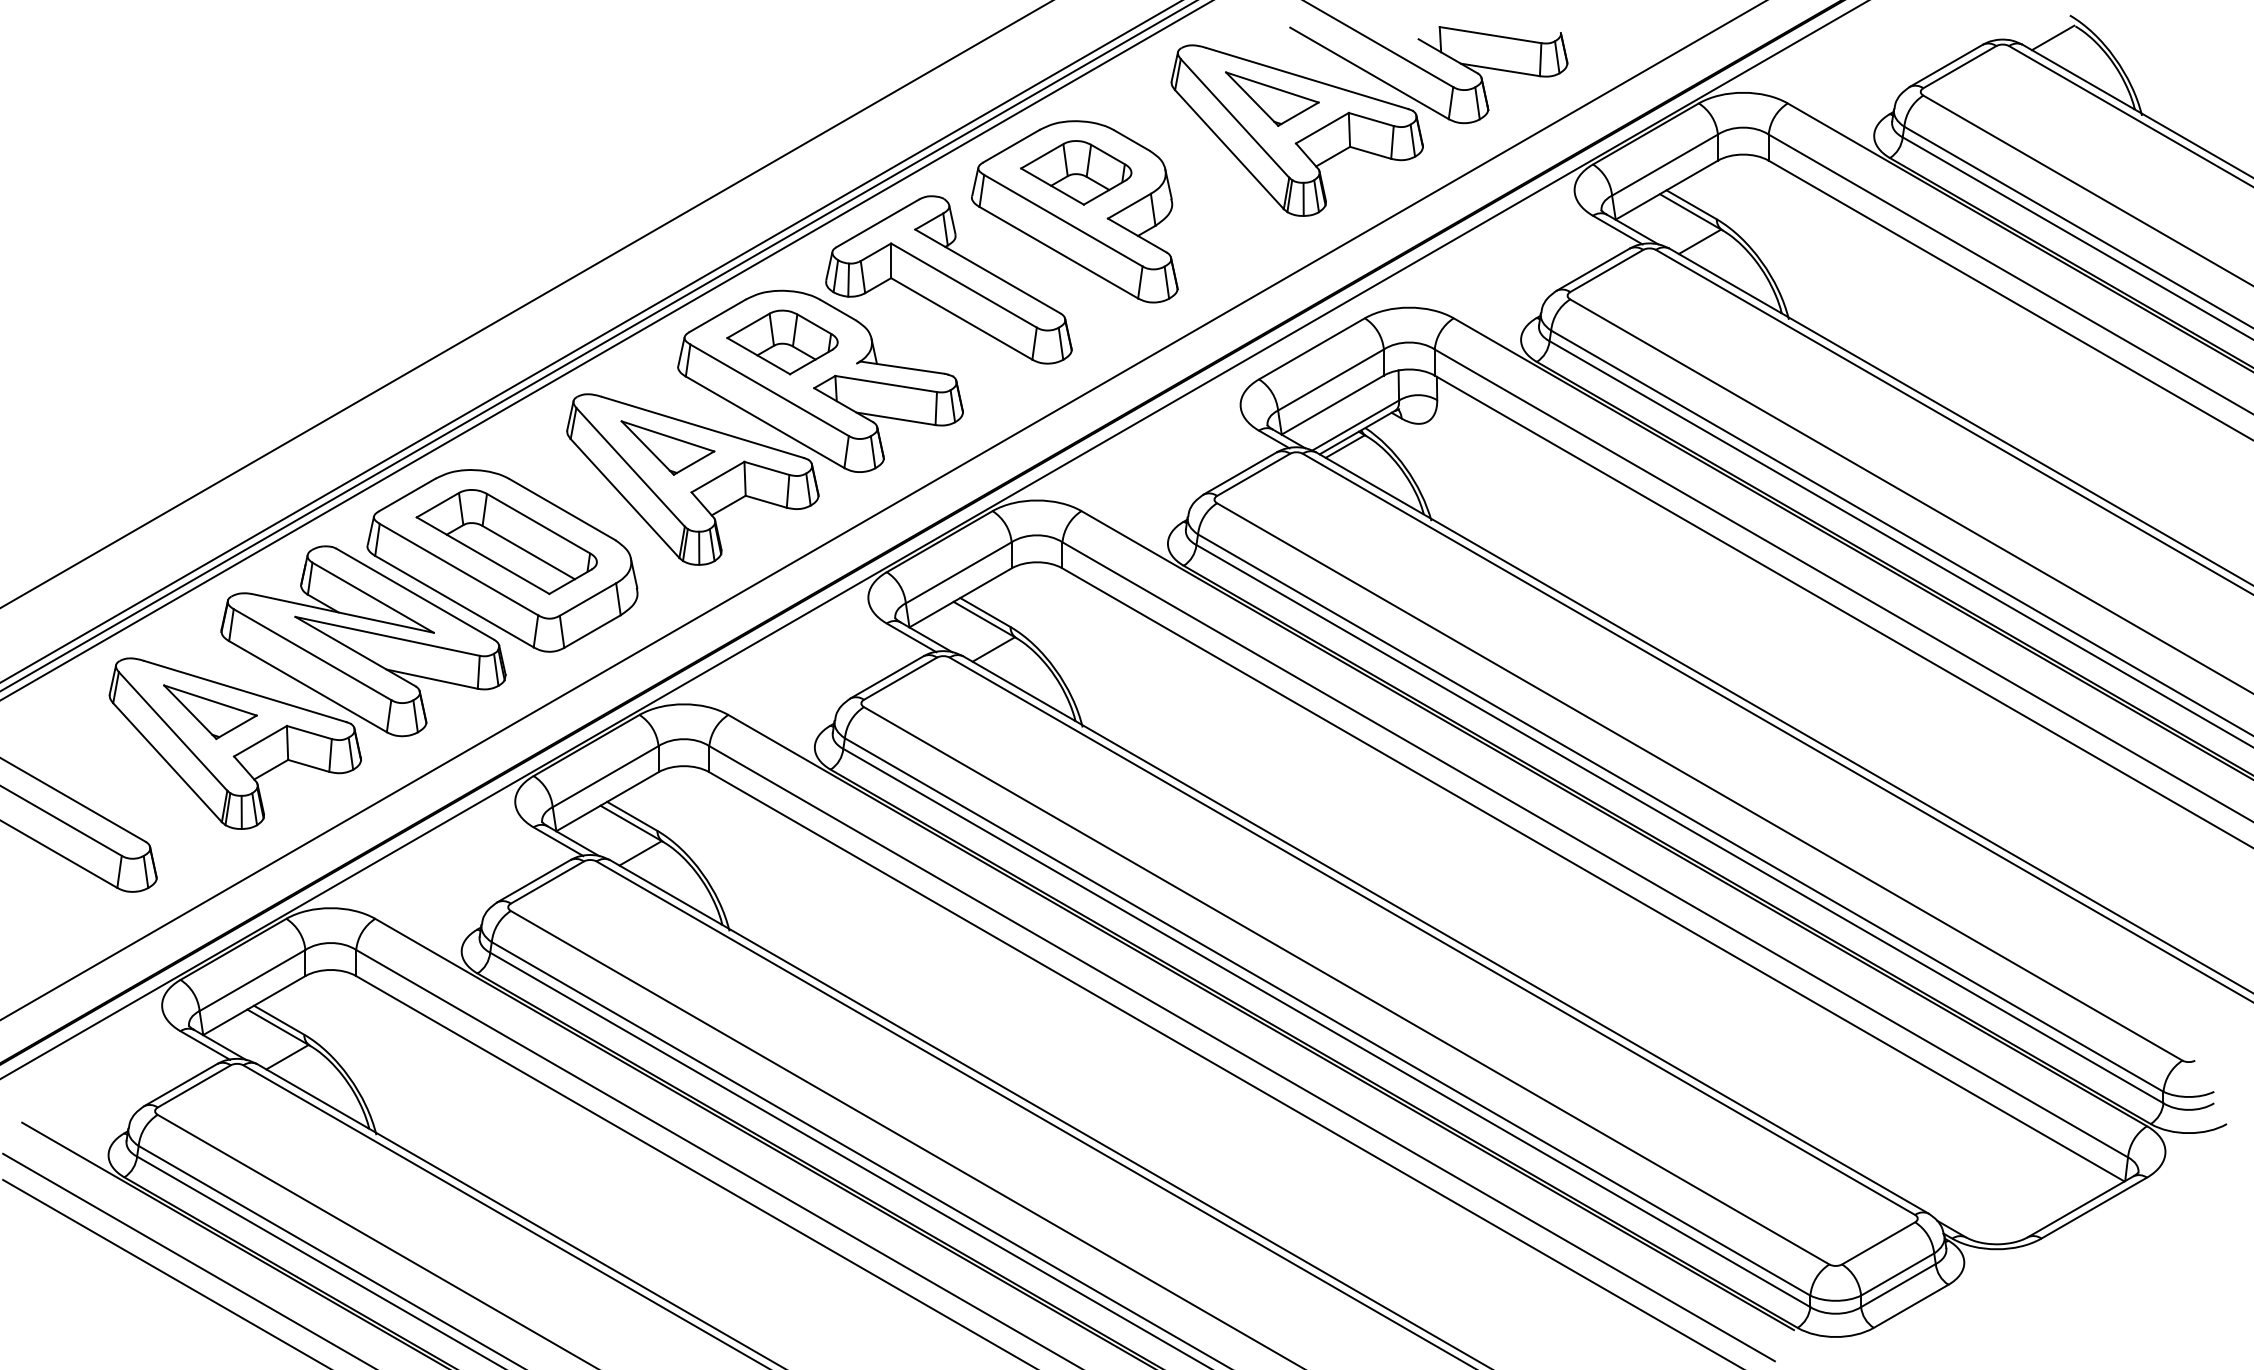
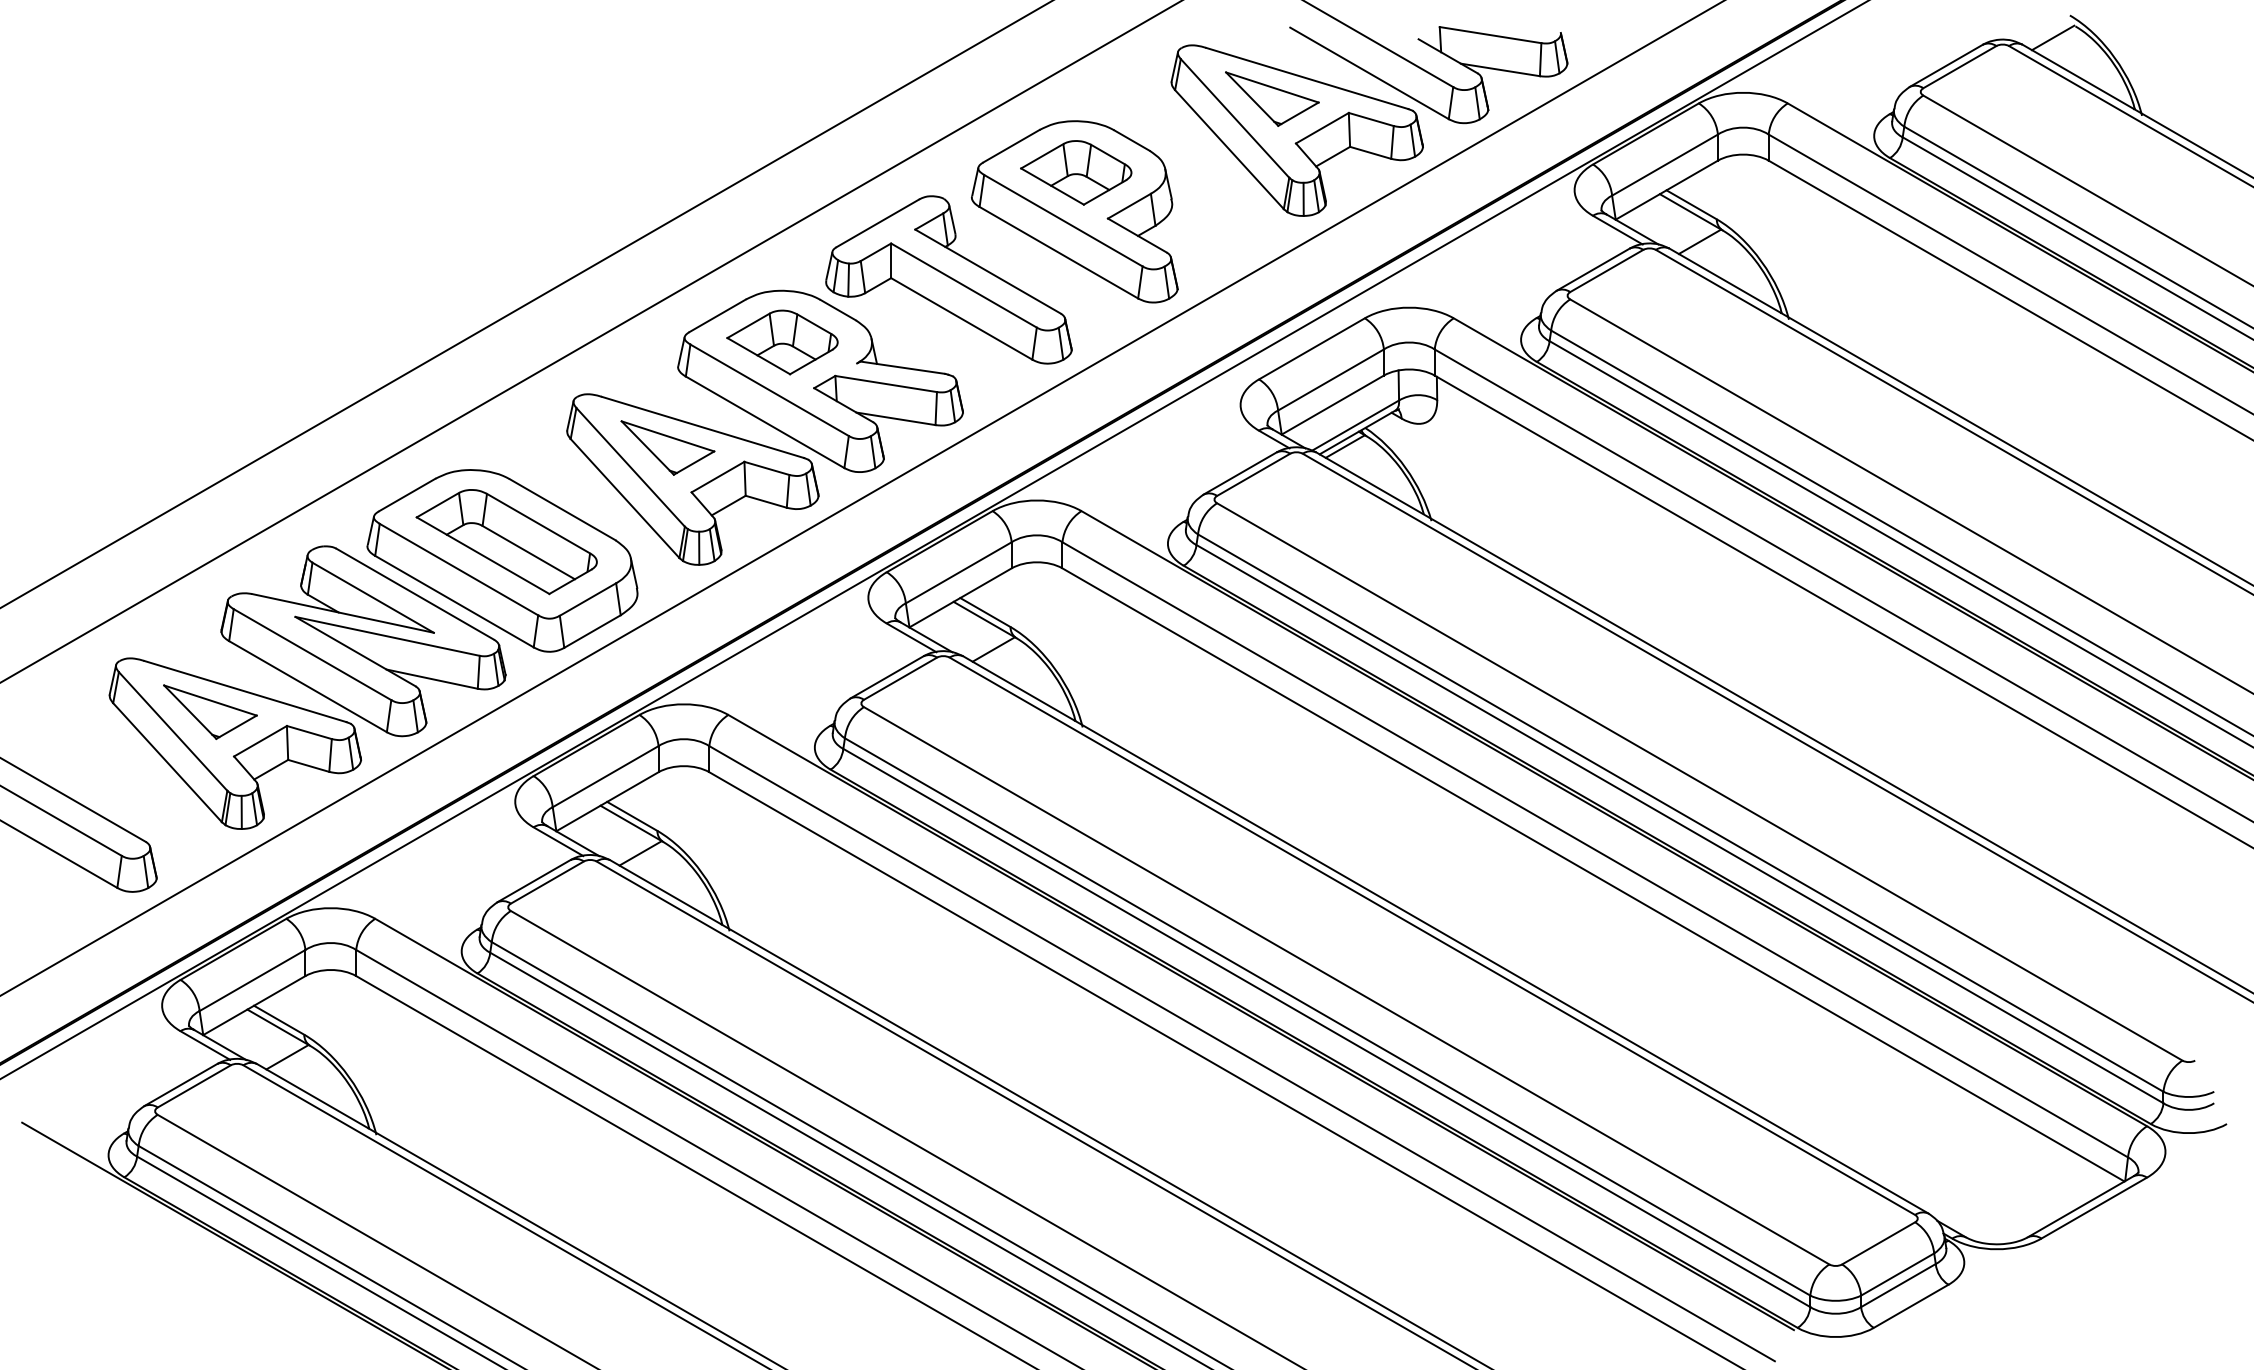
line: present -> none (598, 346)
line: present -> none (606, 350)
line position: (882, 510) -> (861, 498) (861, 498)
line: present -> none (187, 1259)
line: present -> none (165, 1272)
